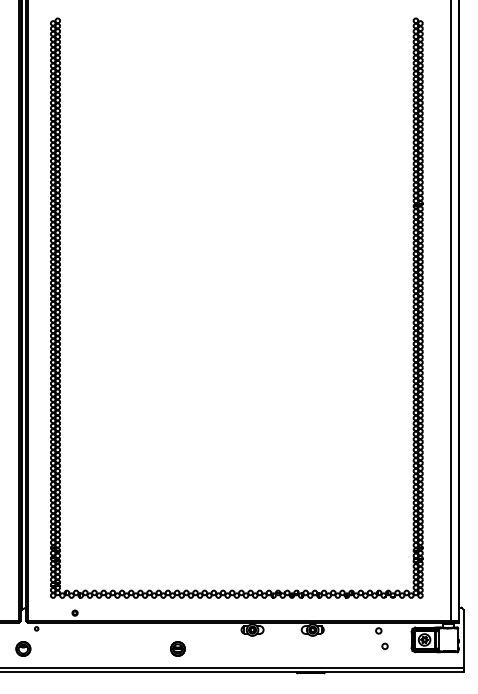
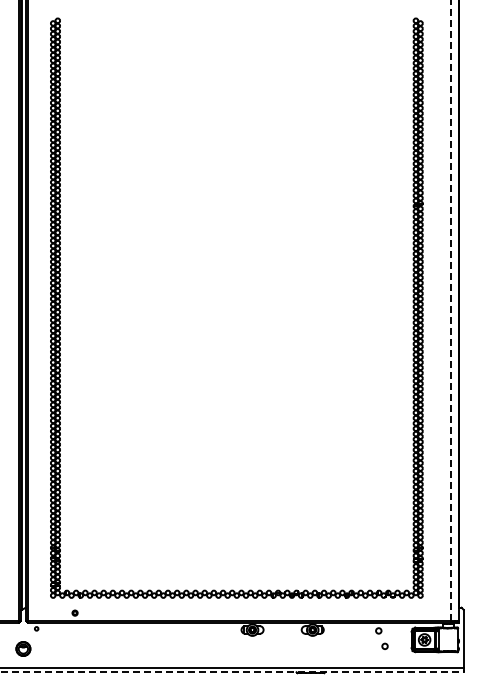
line: solid -> dashed (451, 310)
part: present -> none (177, 648)
line: solid -> dashed (232, 672)
